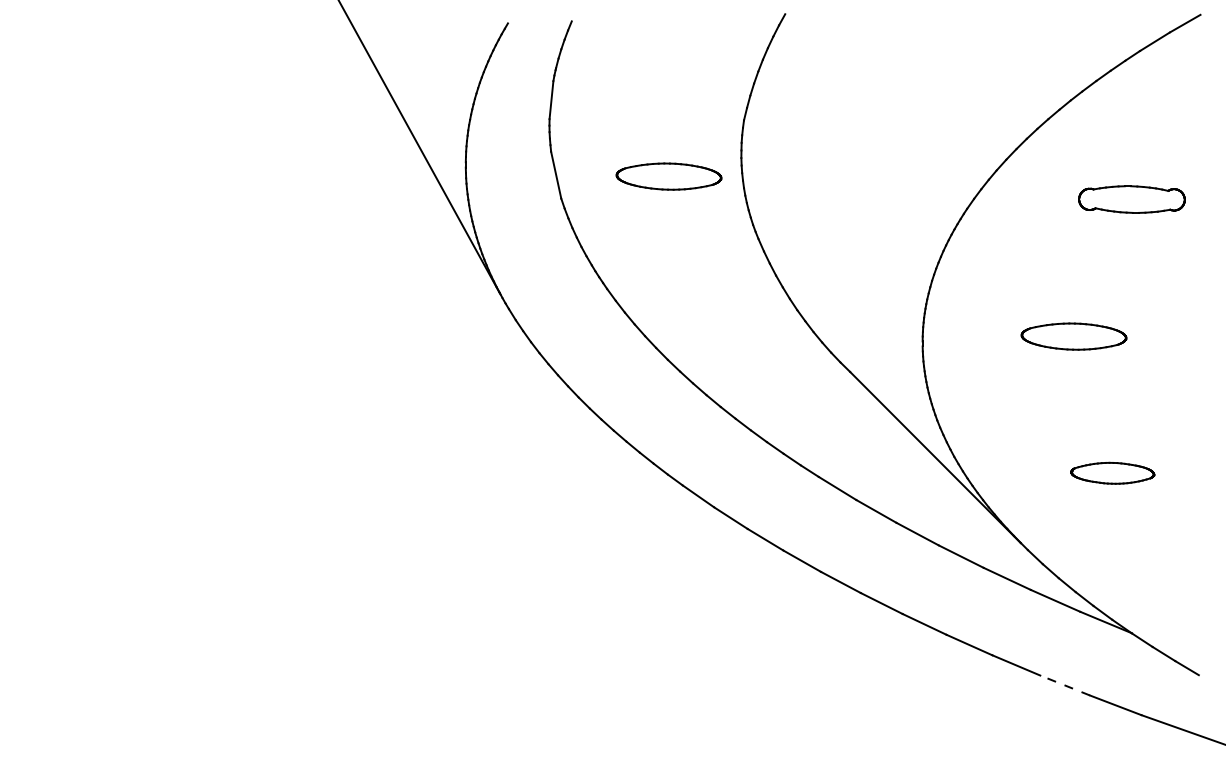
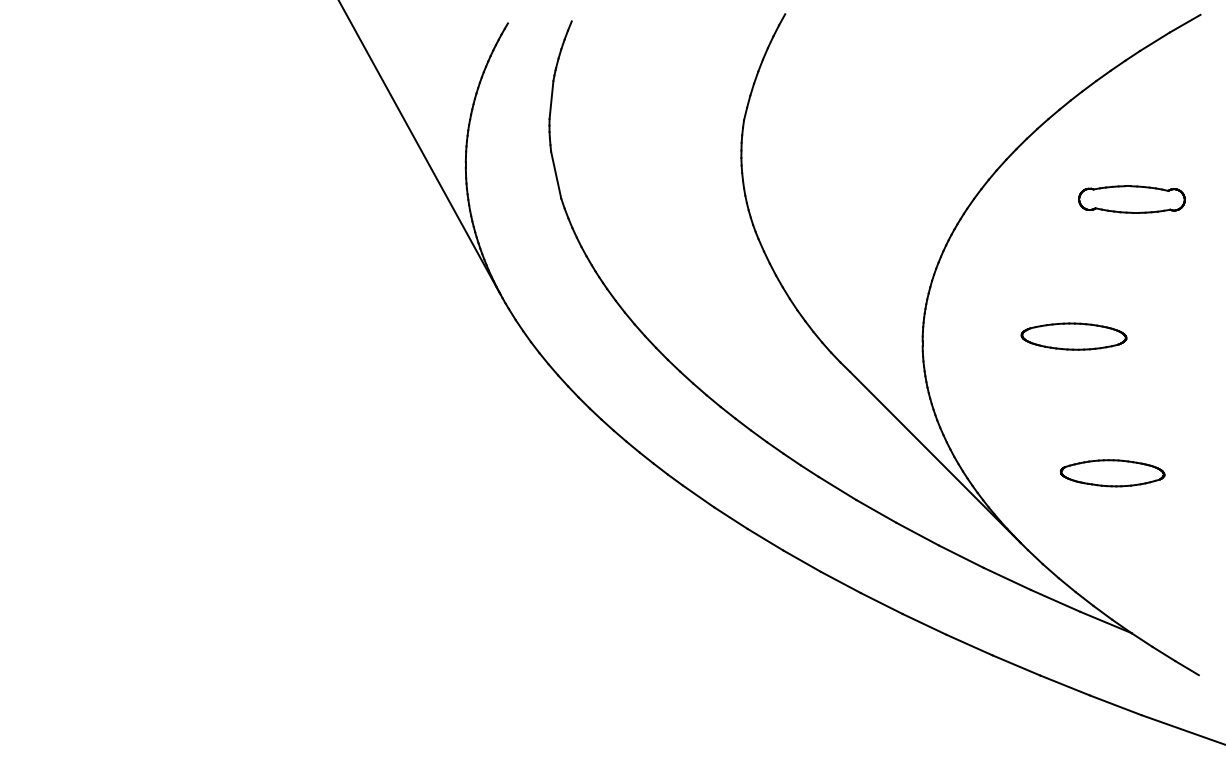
part: present -> none (668, 176)
part size: 86x24 px -> 106x29 px (1112, 473)
line: dashed -> solid (1065, 685)
